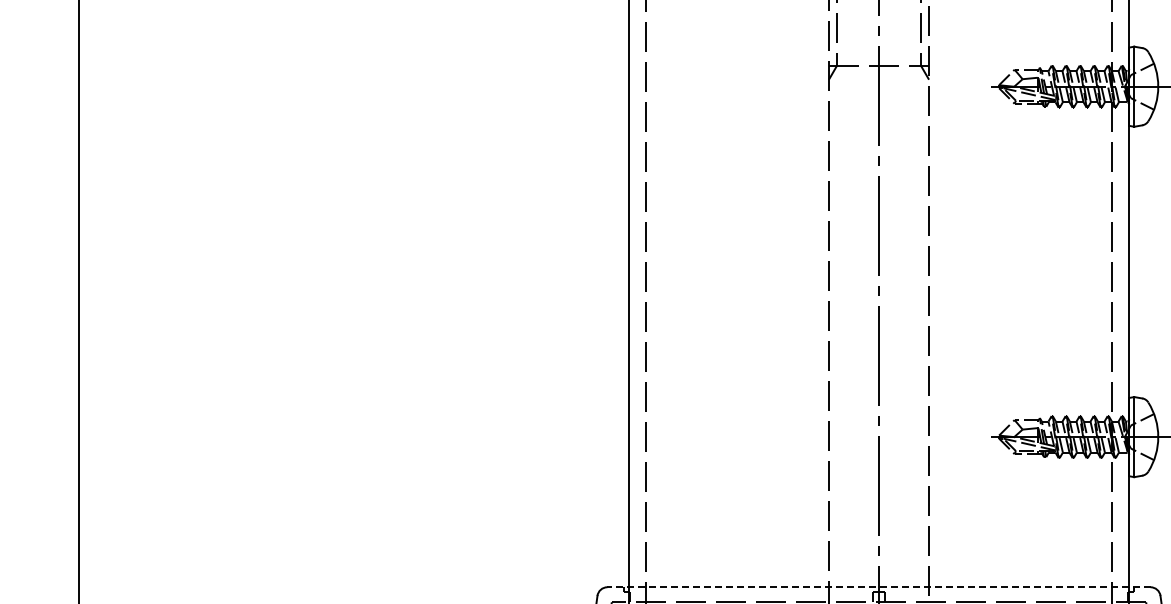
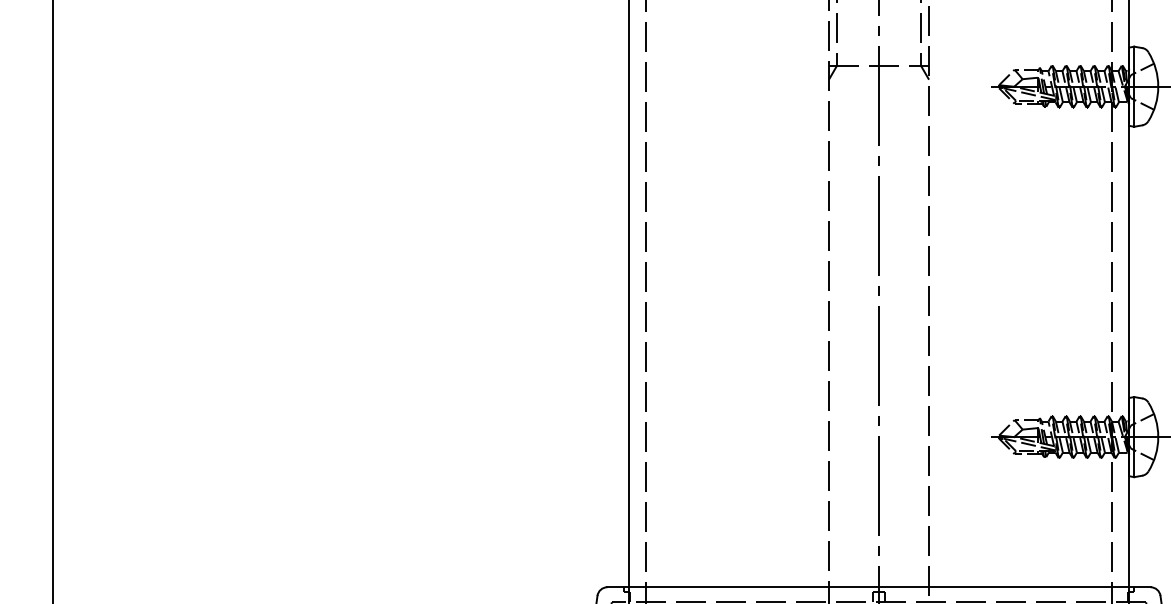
line position: (79, 301) -> (53, 301) (53, 301)
line: dashed -> solid (878, 587)
